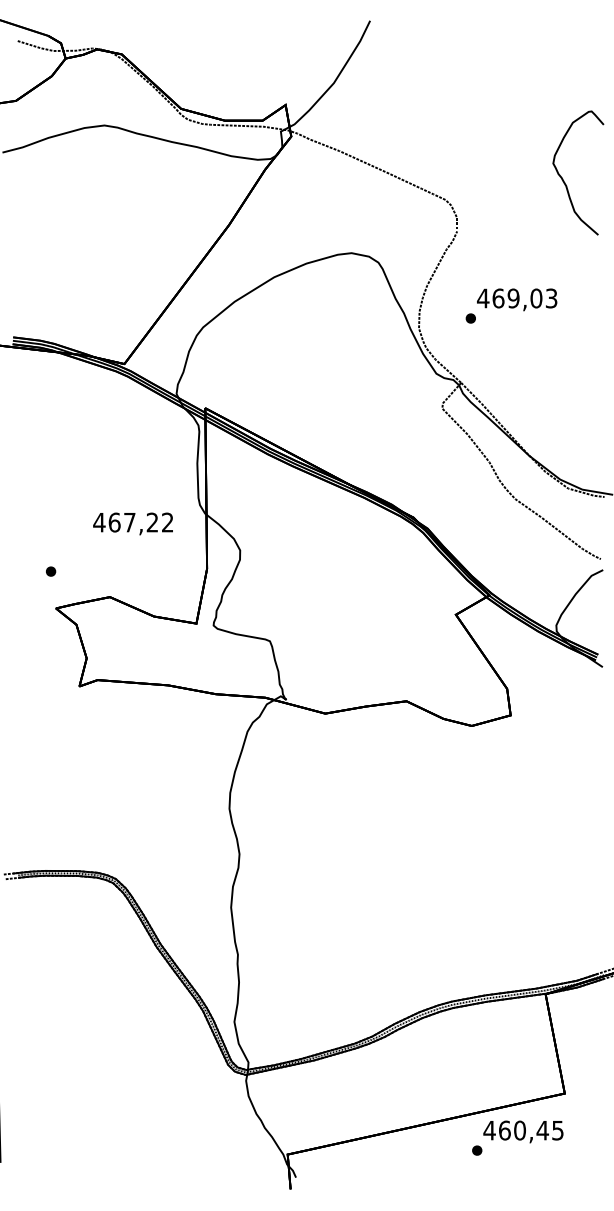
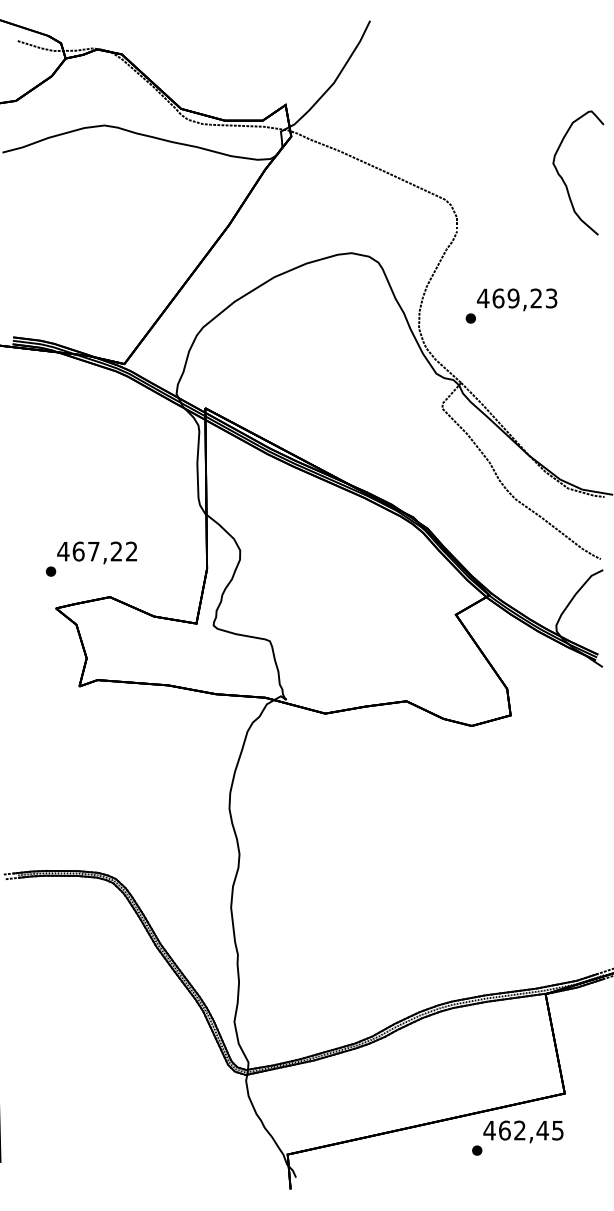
text: 469,03 -> 469,23 (536, 298)
text position: (132, 523) -> (96, 552) (96, 552)
text: 460,45 -> 462,45 (519, 1130)
